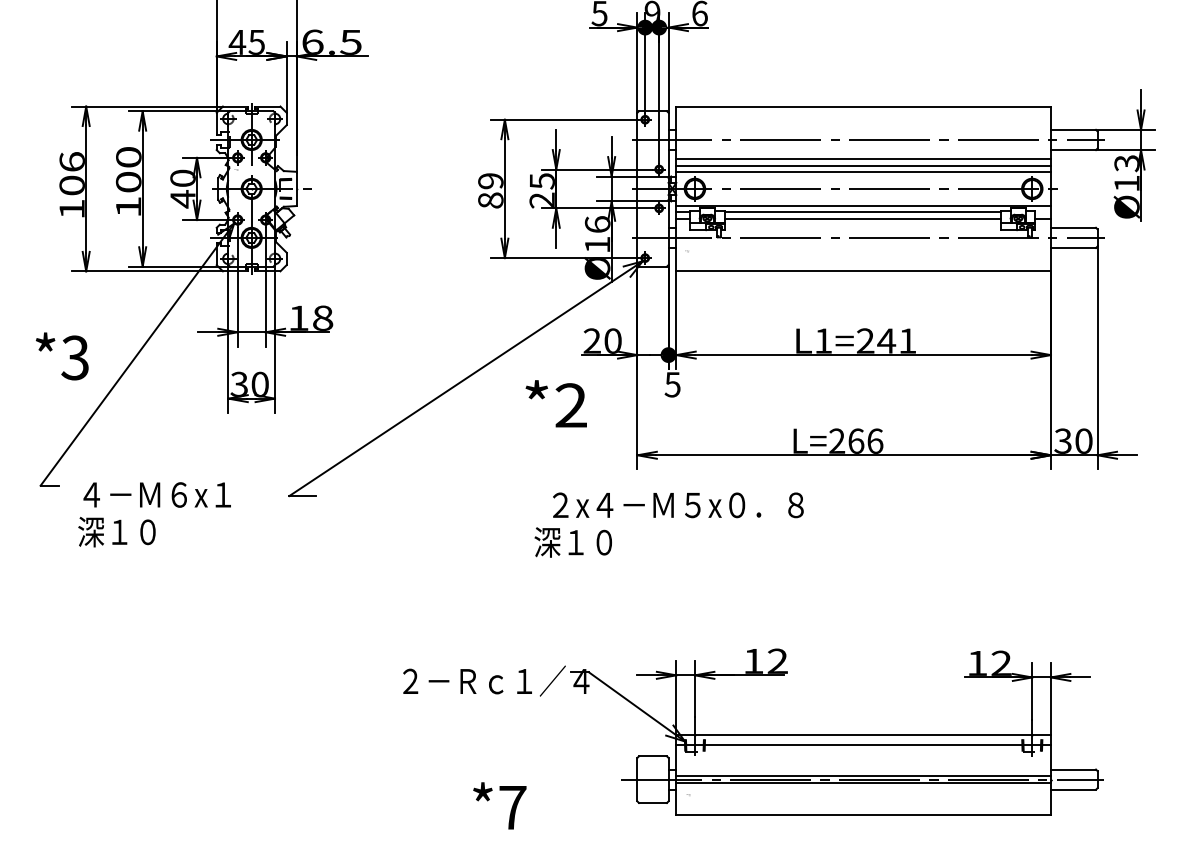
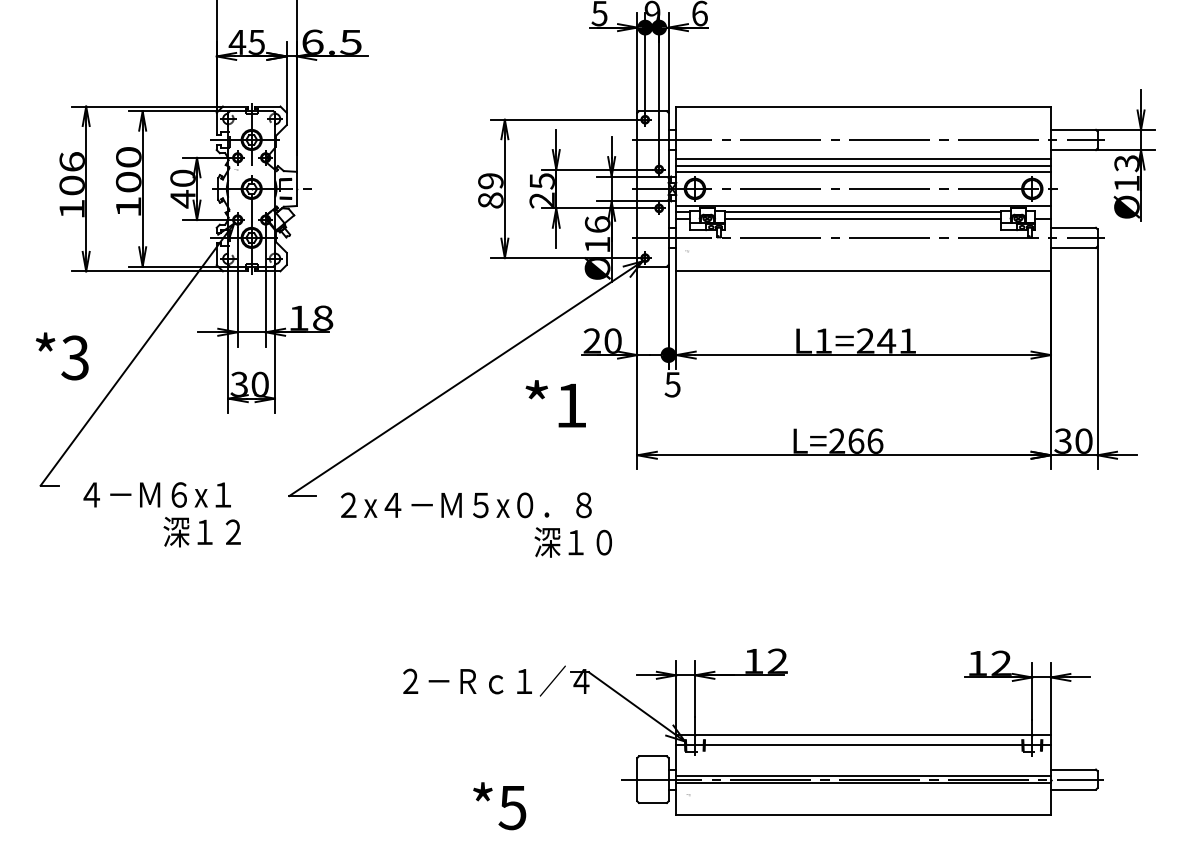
text: *2 -> *1 (570, 405)
text position: (678, 505) -> (466, 505) (466, 505)
text: 深１０ -> 深１２ (159, 531)
text: *7 -> *5 (512, 808)
